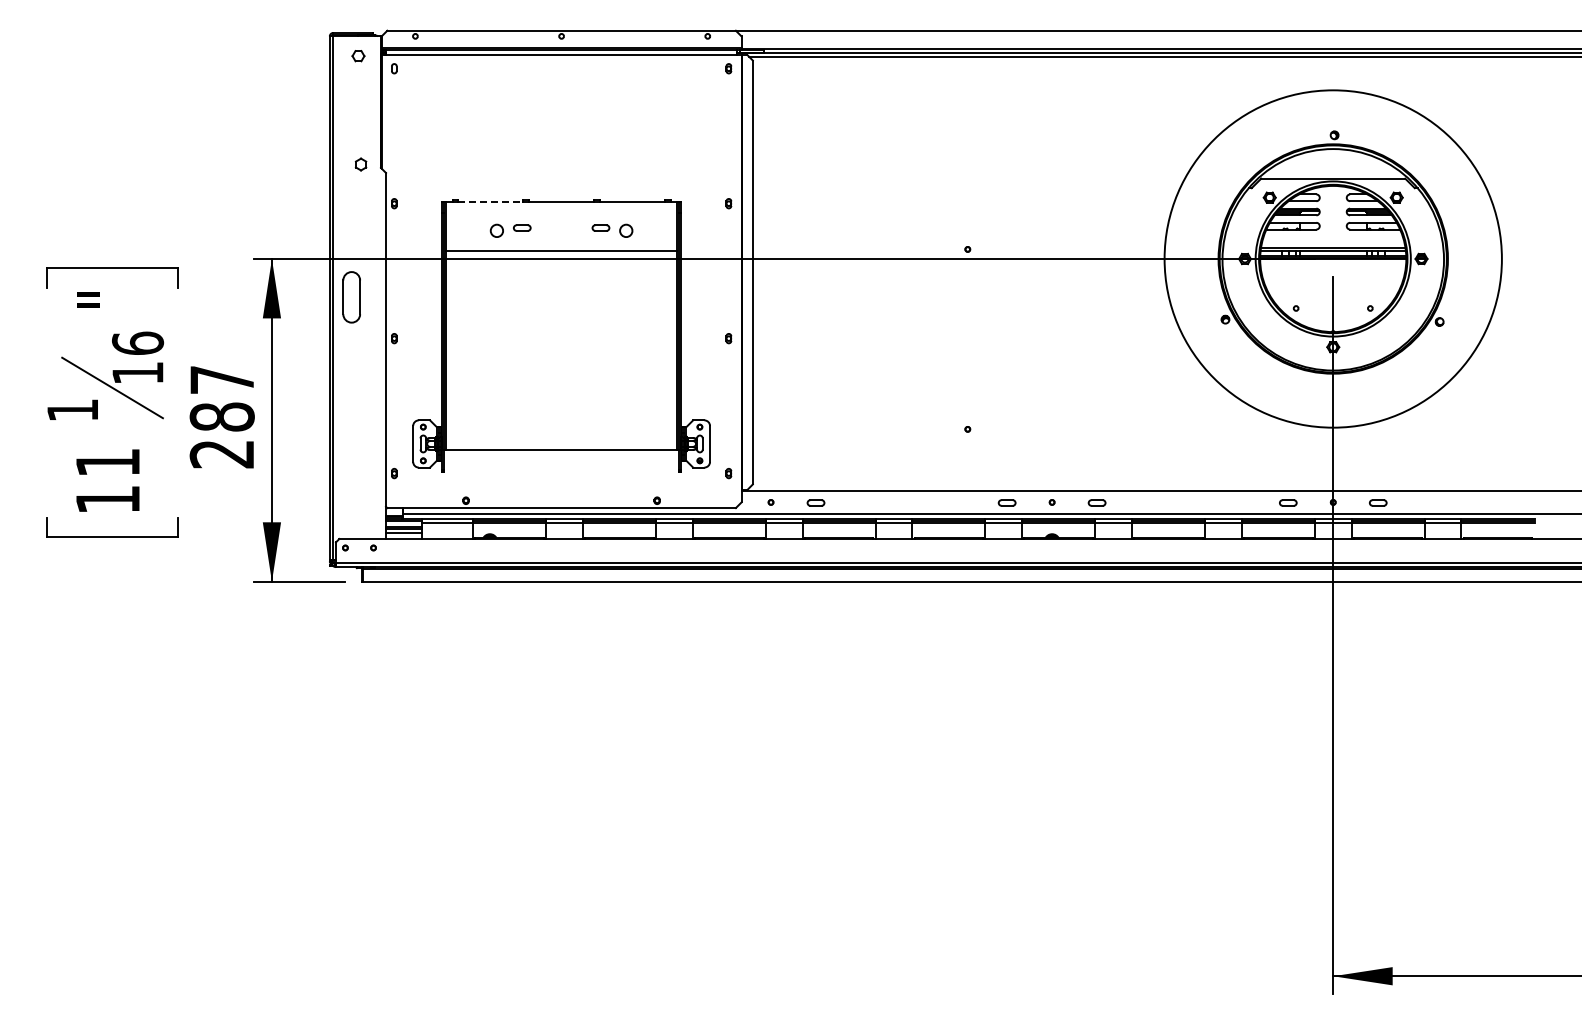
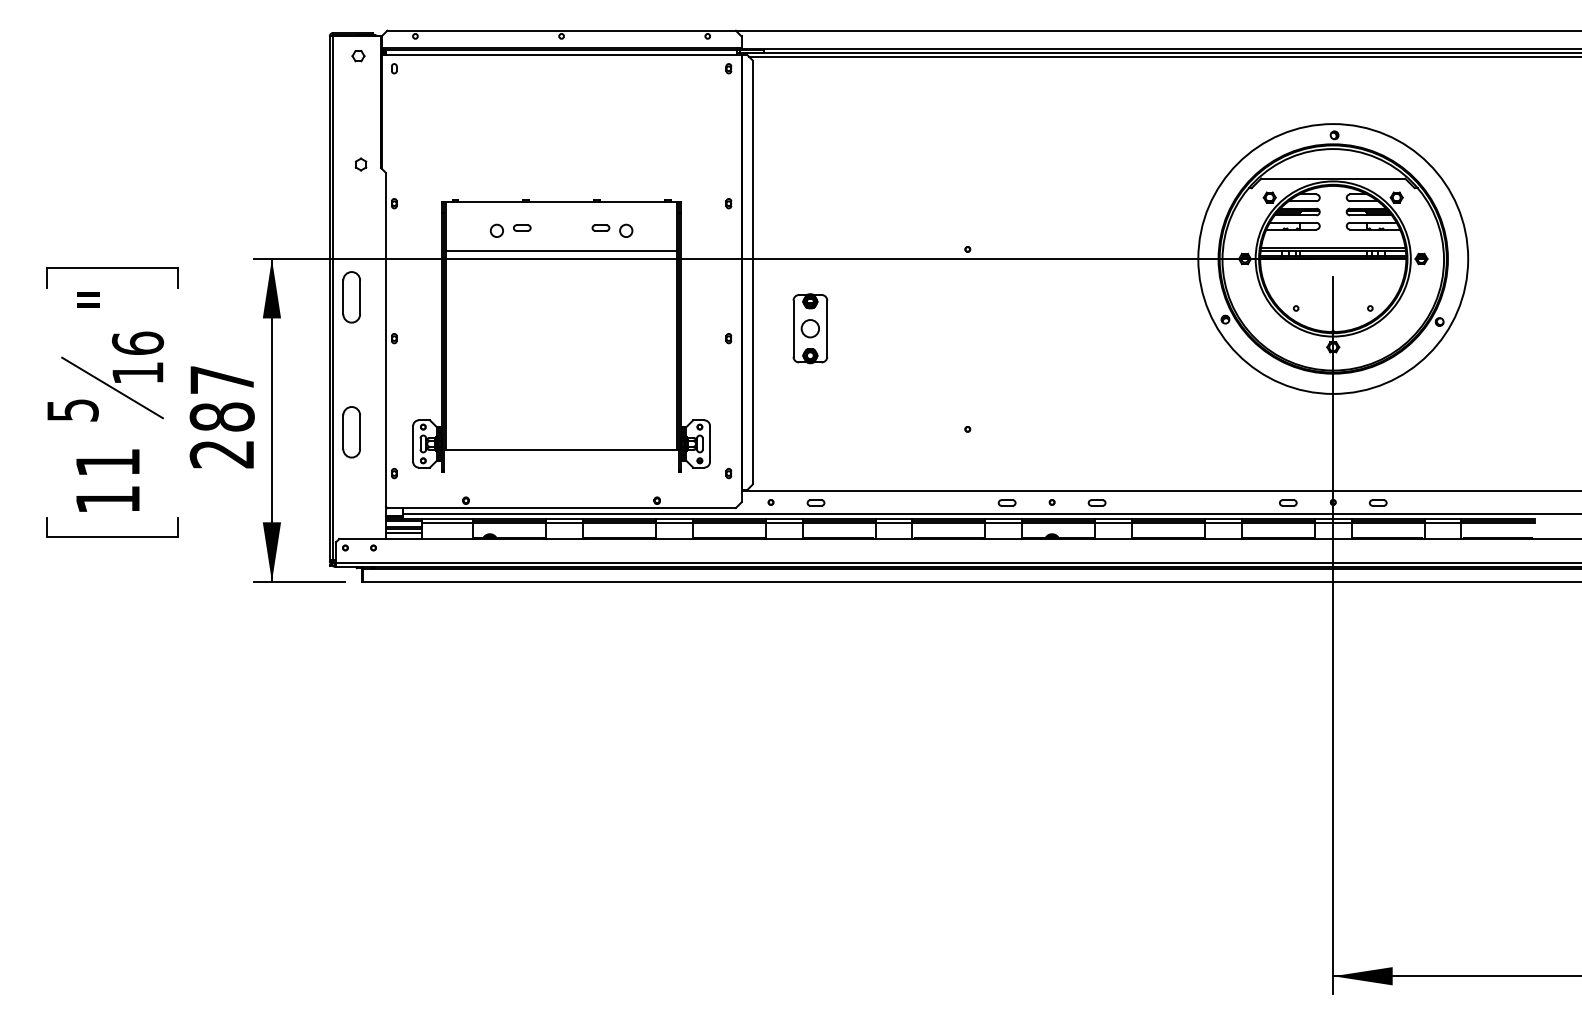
line: dashed -> solid (490, 202)
circle diameter: 337 px -> 270 px (1333, 258)
part: none -> present (810, 328)
text: 1 -> 5 (72, 410)
part: none -> present (351, 432)
